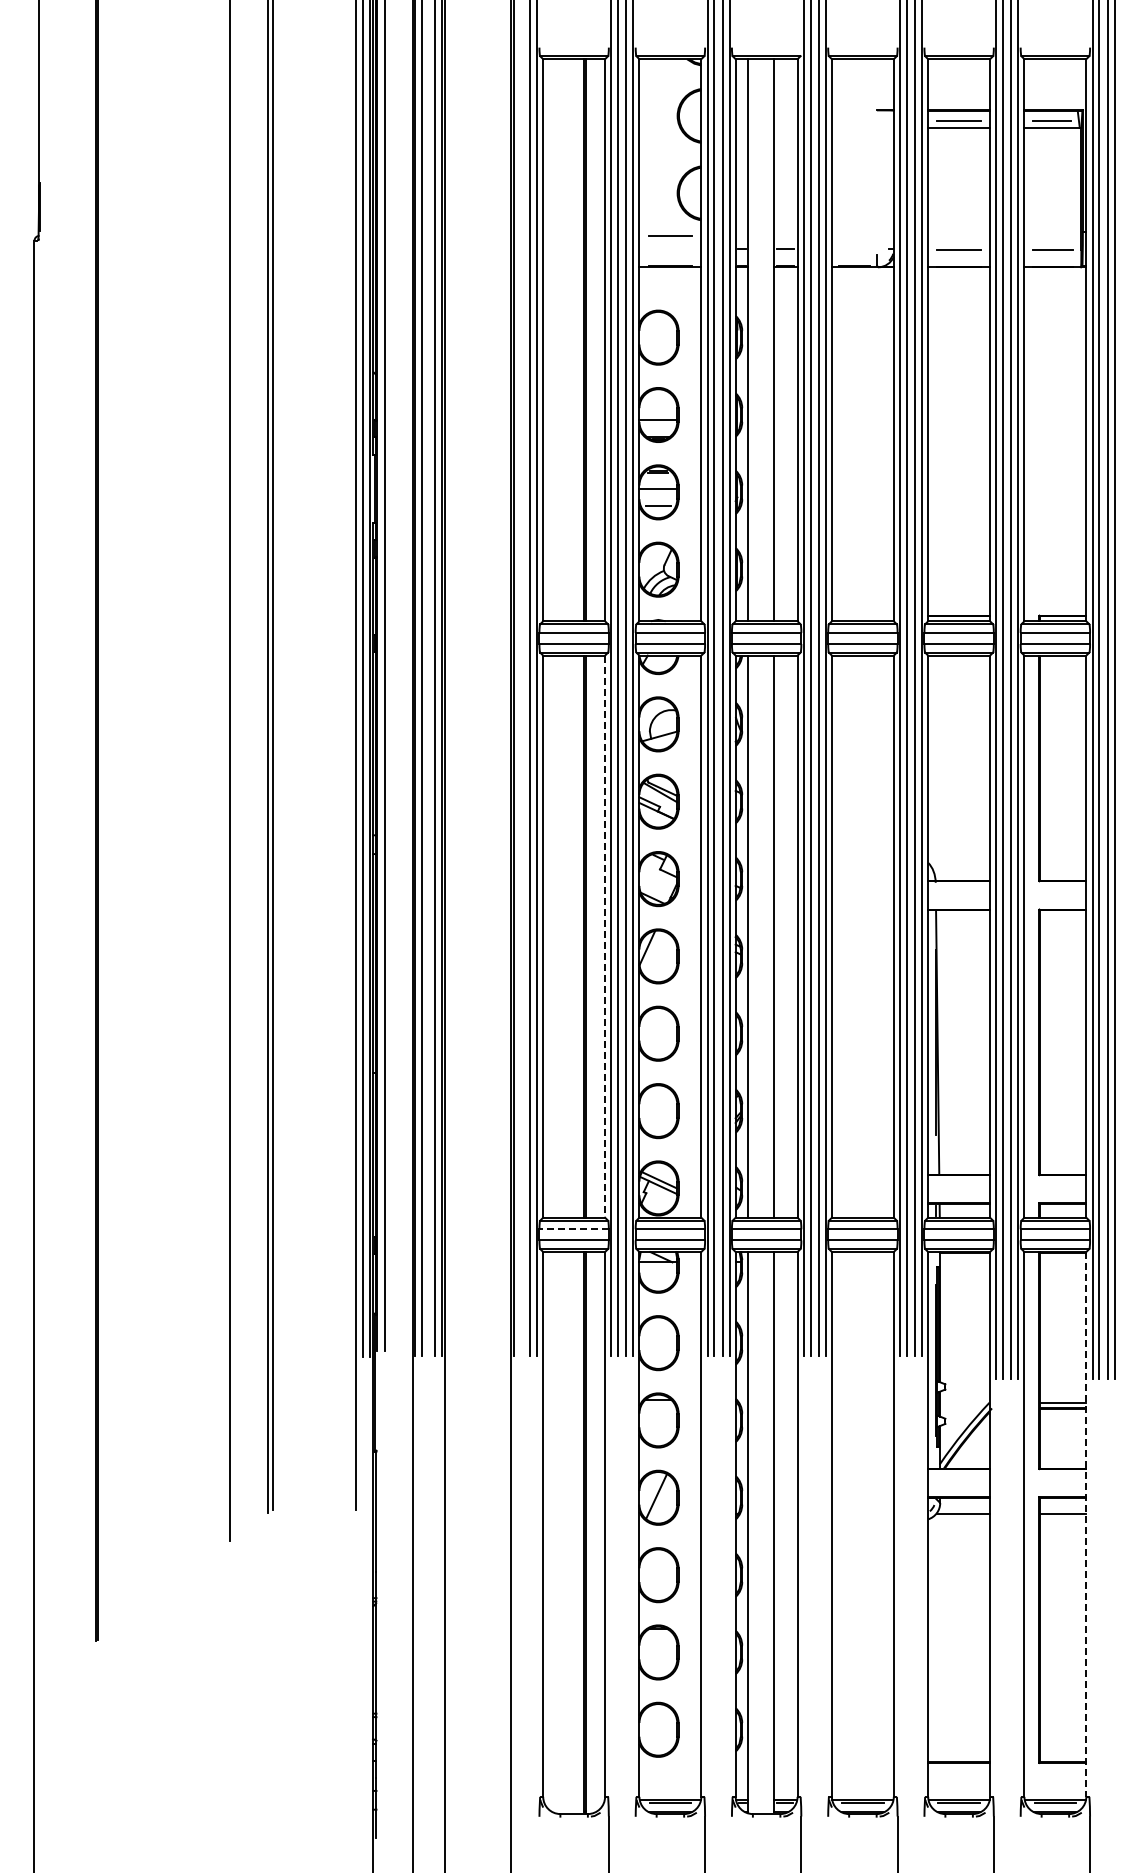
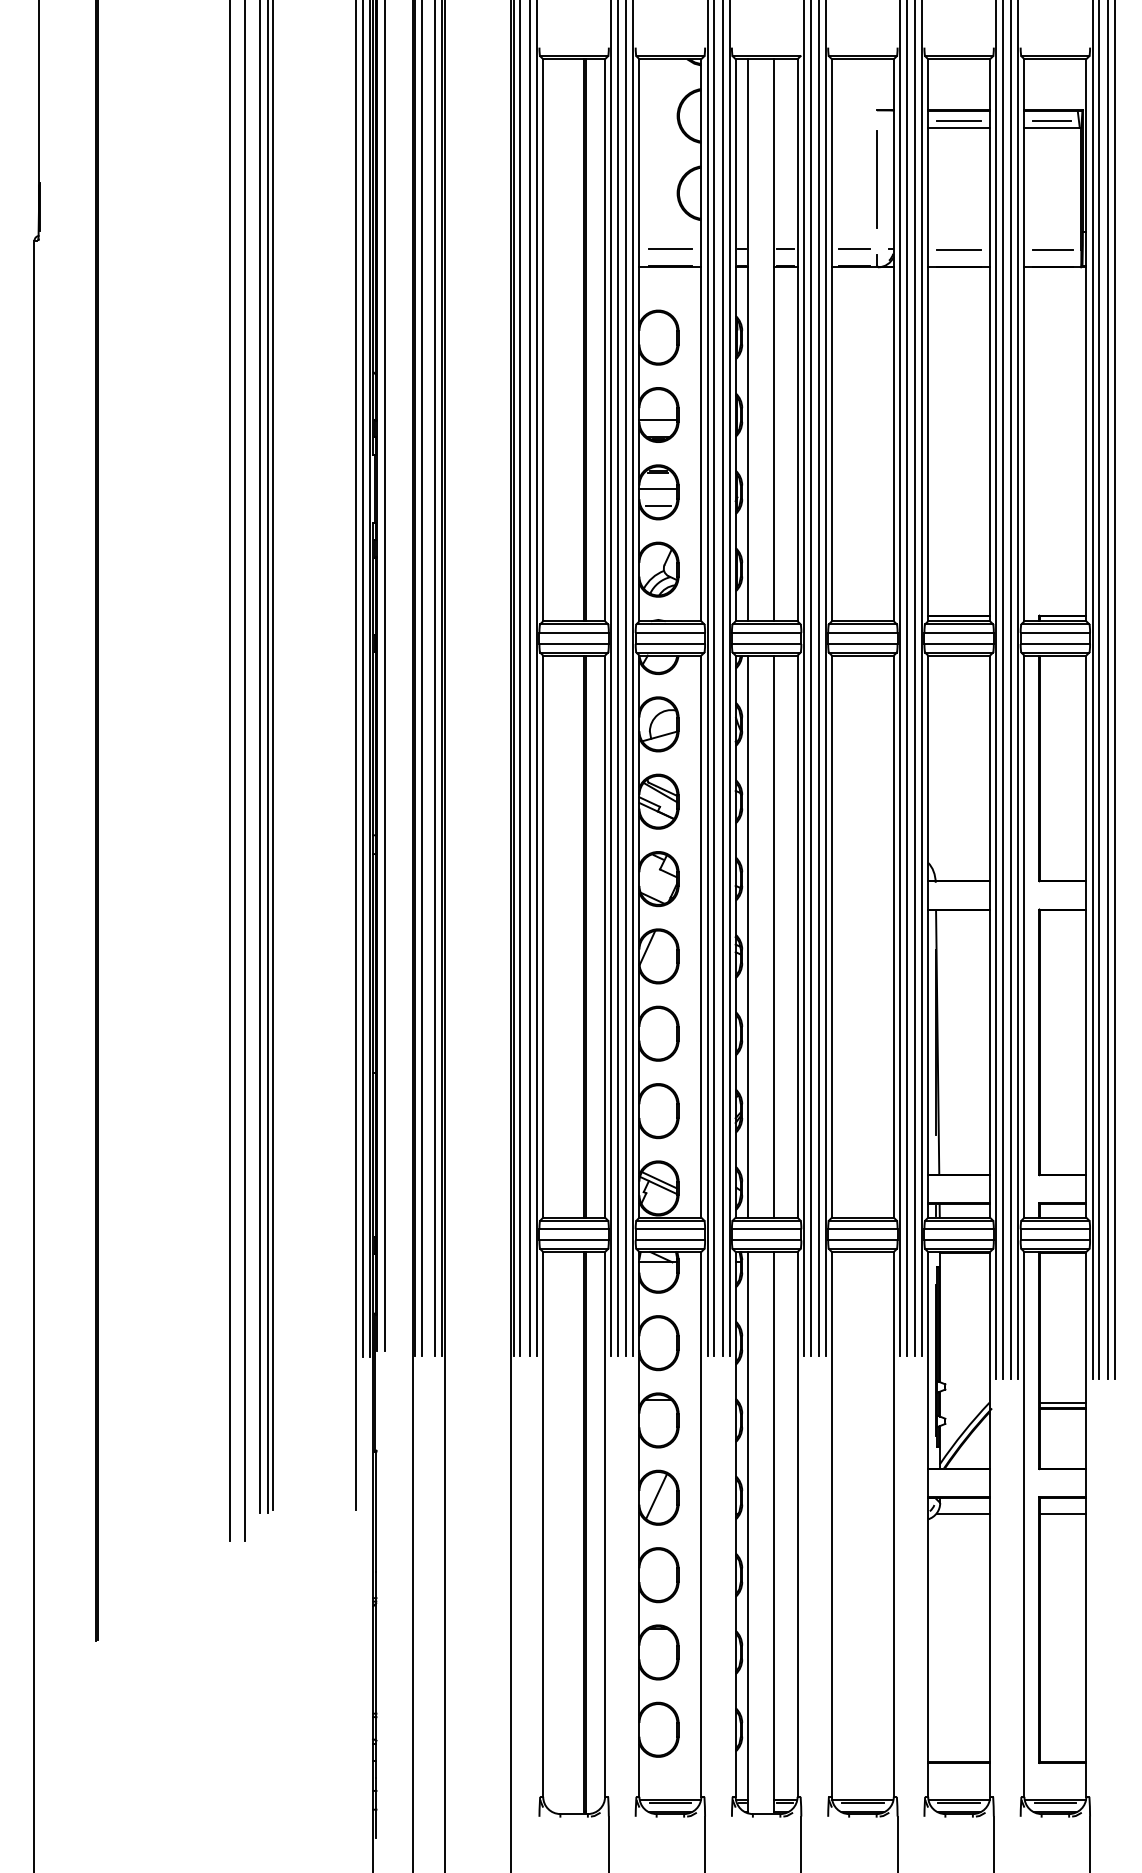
line: none -> present (876, 179)
line position: (670, 235) -> (670, 248) (670, 248)
line: none -> present (854, 248)
line: none -> present (520, 678)
line: none -> present (260, 757)
line: none -> present (245, 771)
line: dashed -> solid (605, 937)
line: dashed -> solid (574, 1229)
line: dashed -> solid (1086, 1524)
